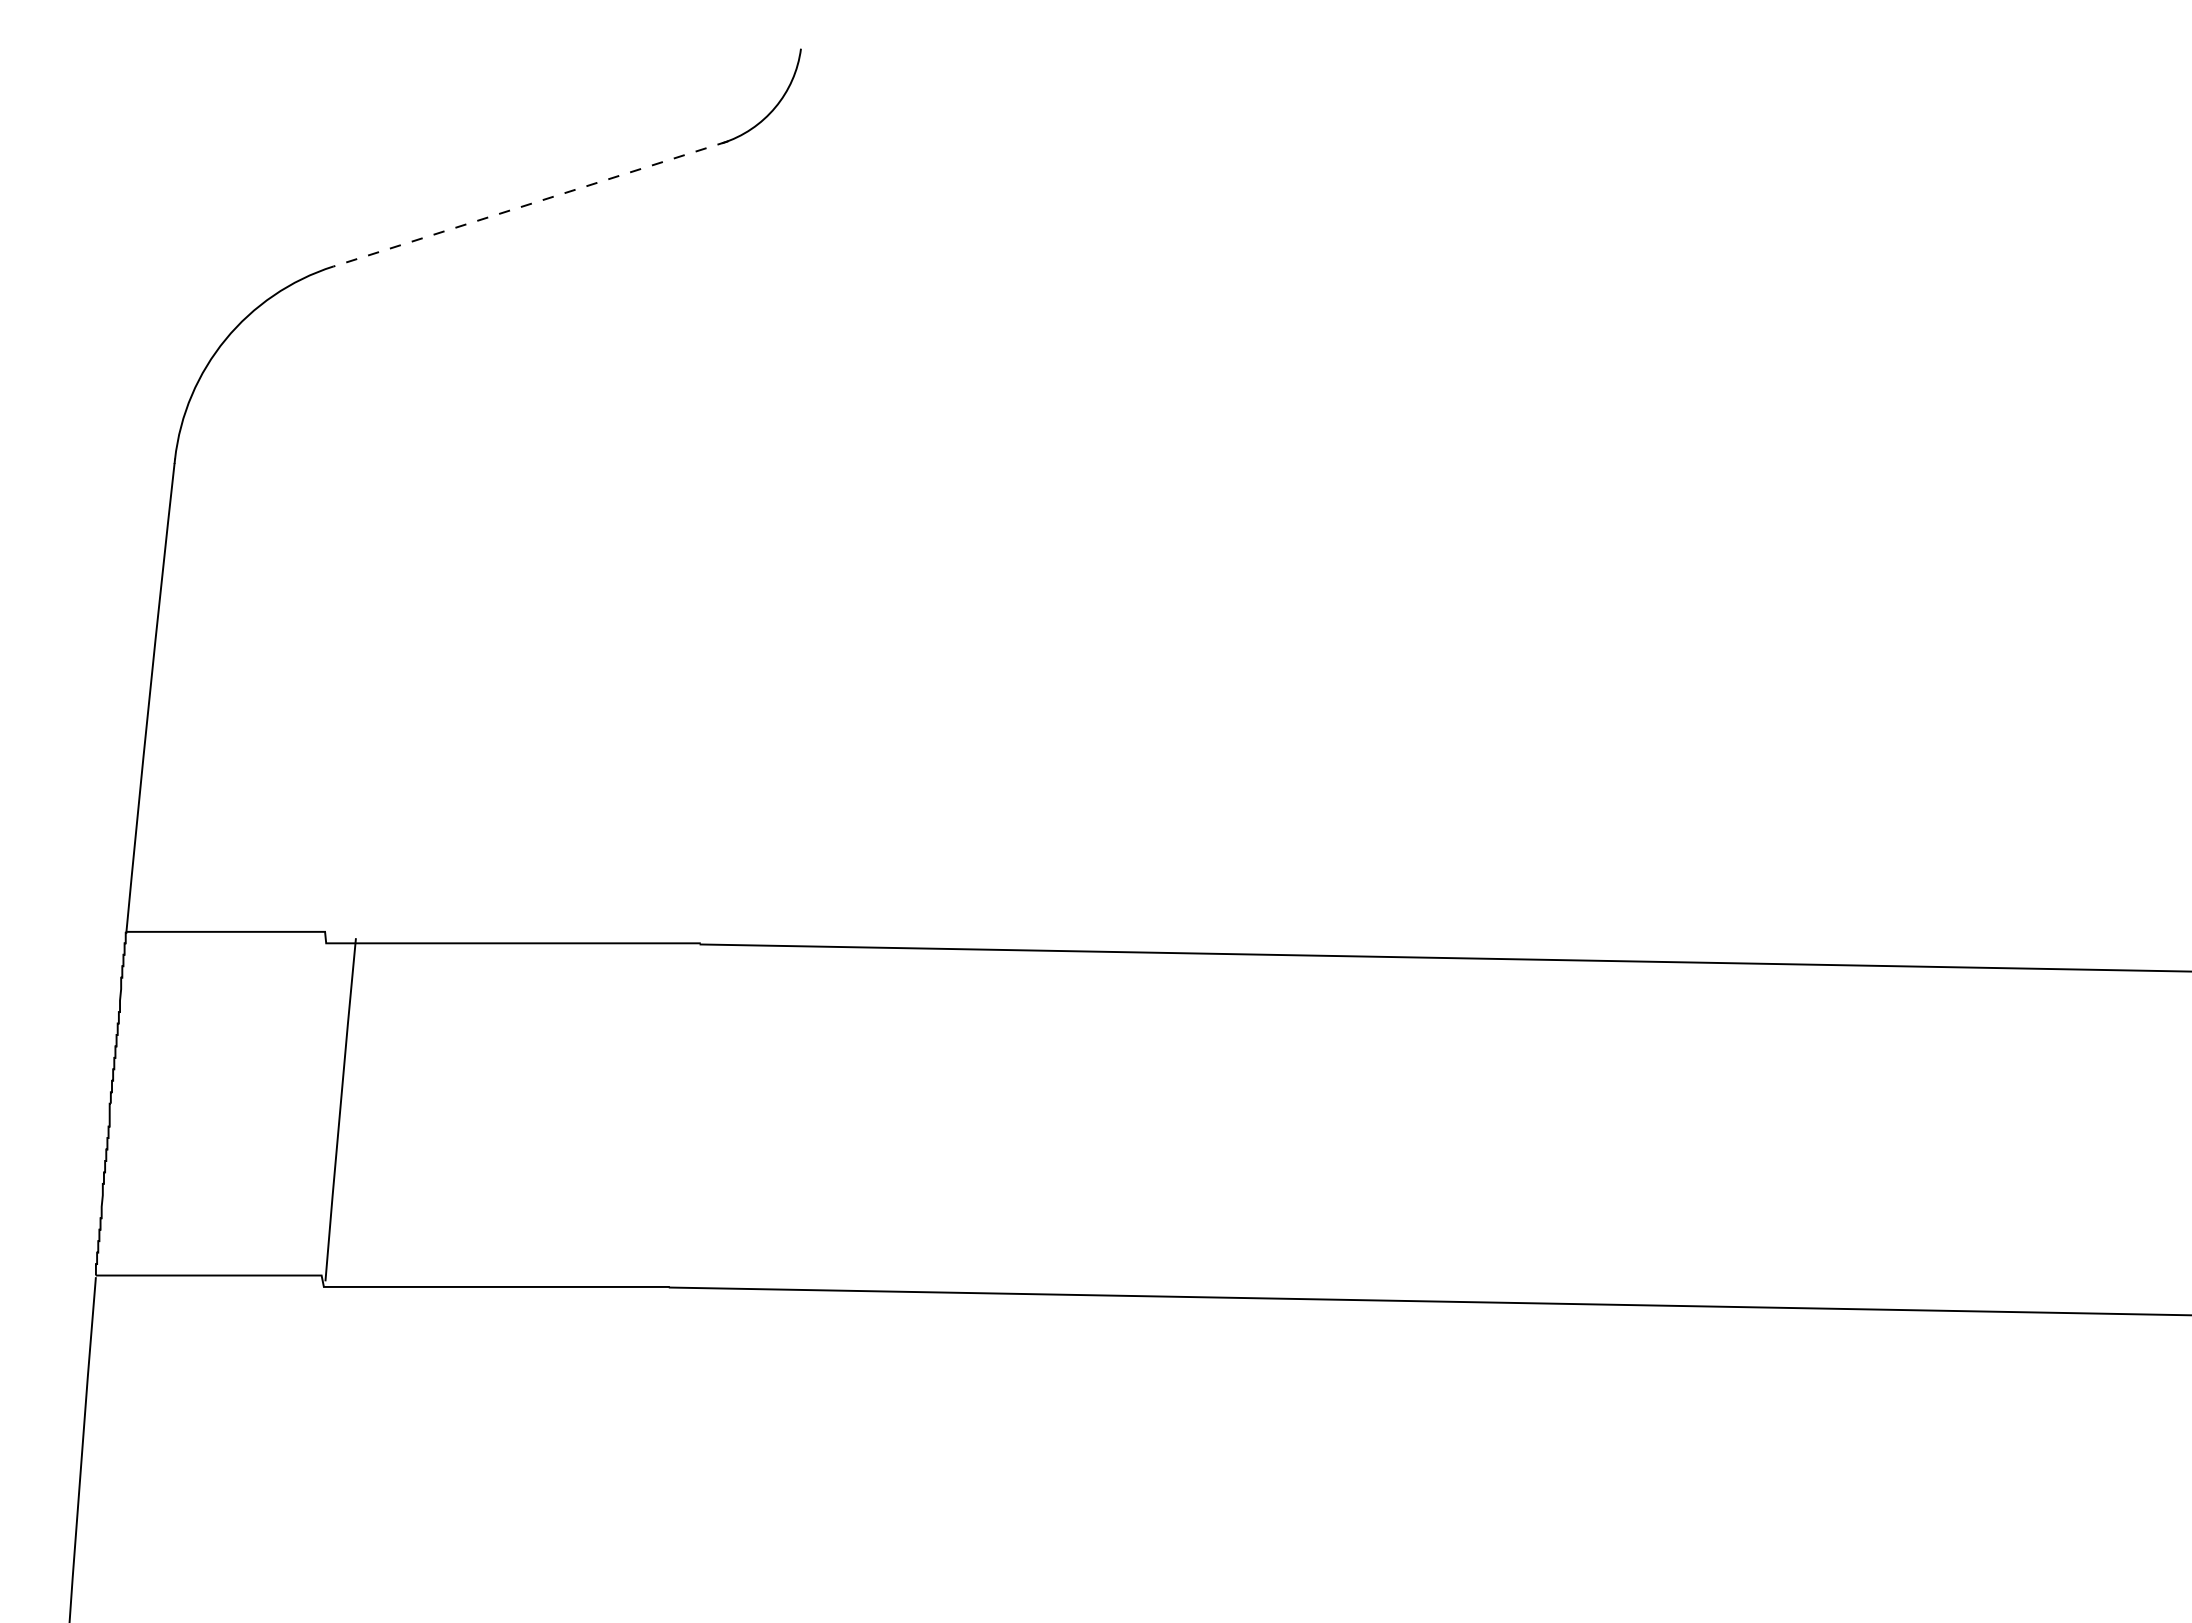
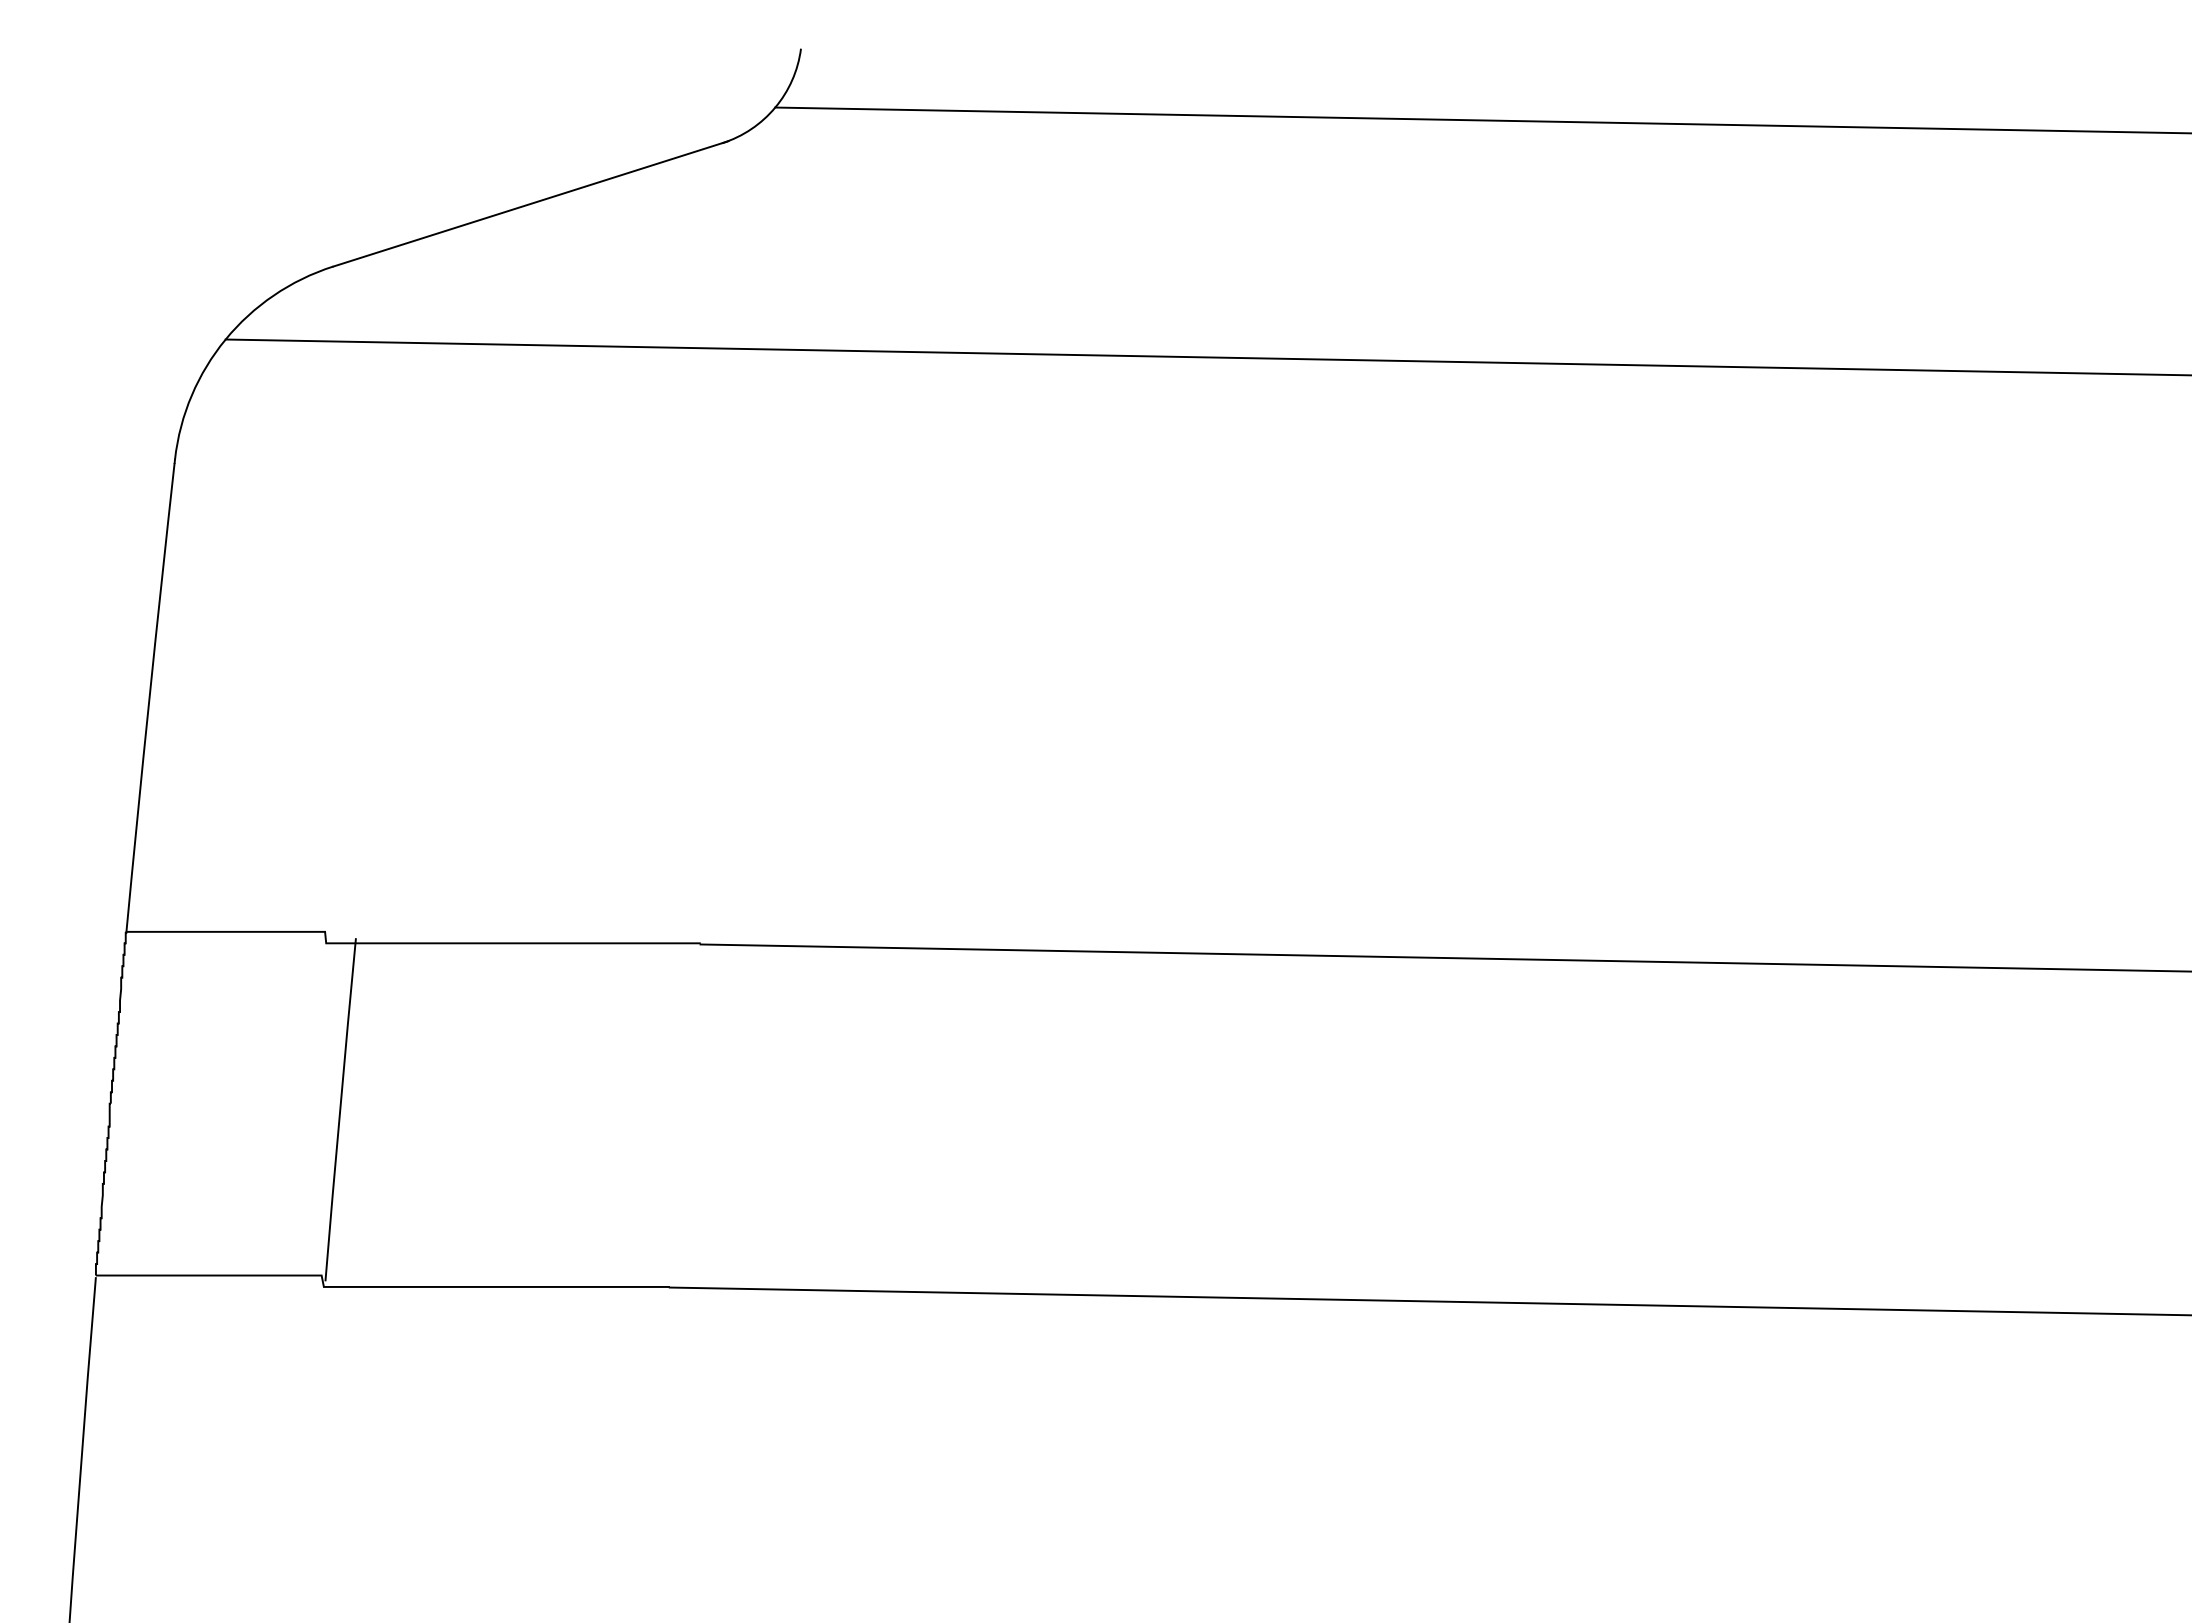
line: none -> present (1481, 120)
line: dashed -> solid (530, 204)
line: none -> present (1206, 357)
